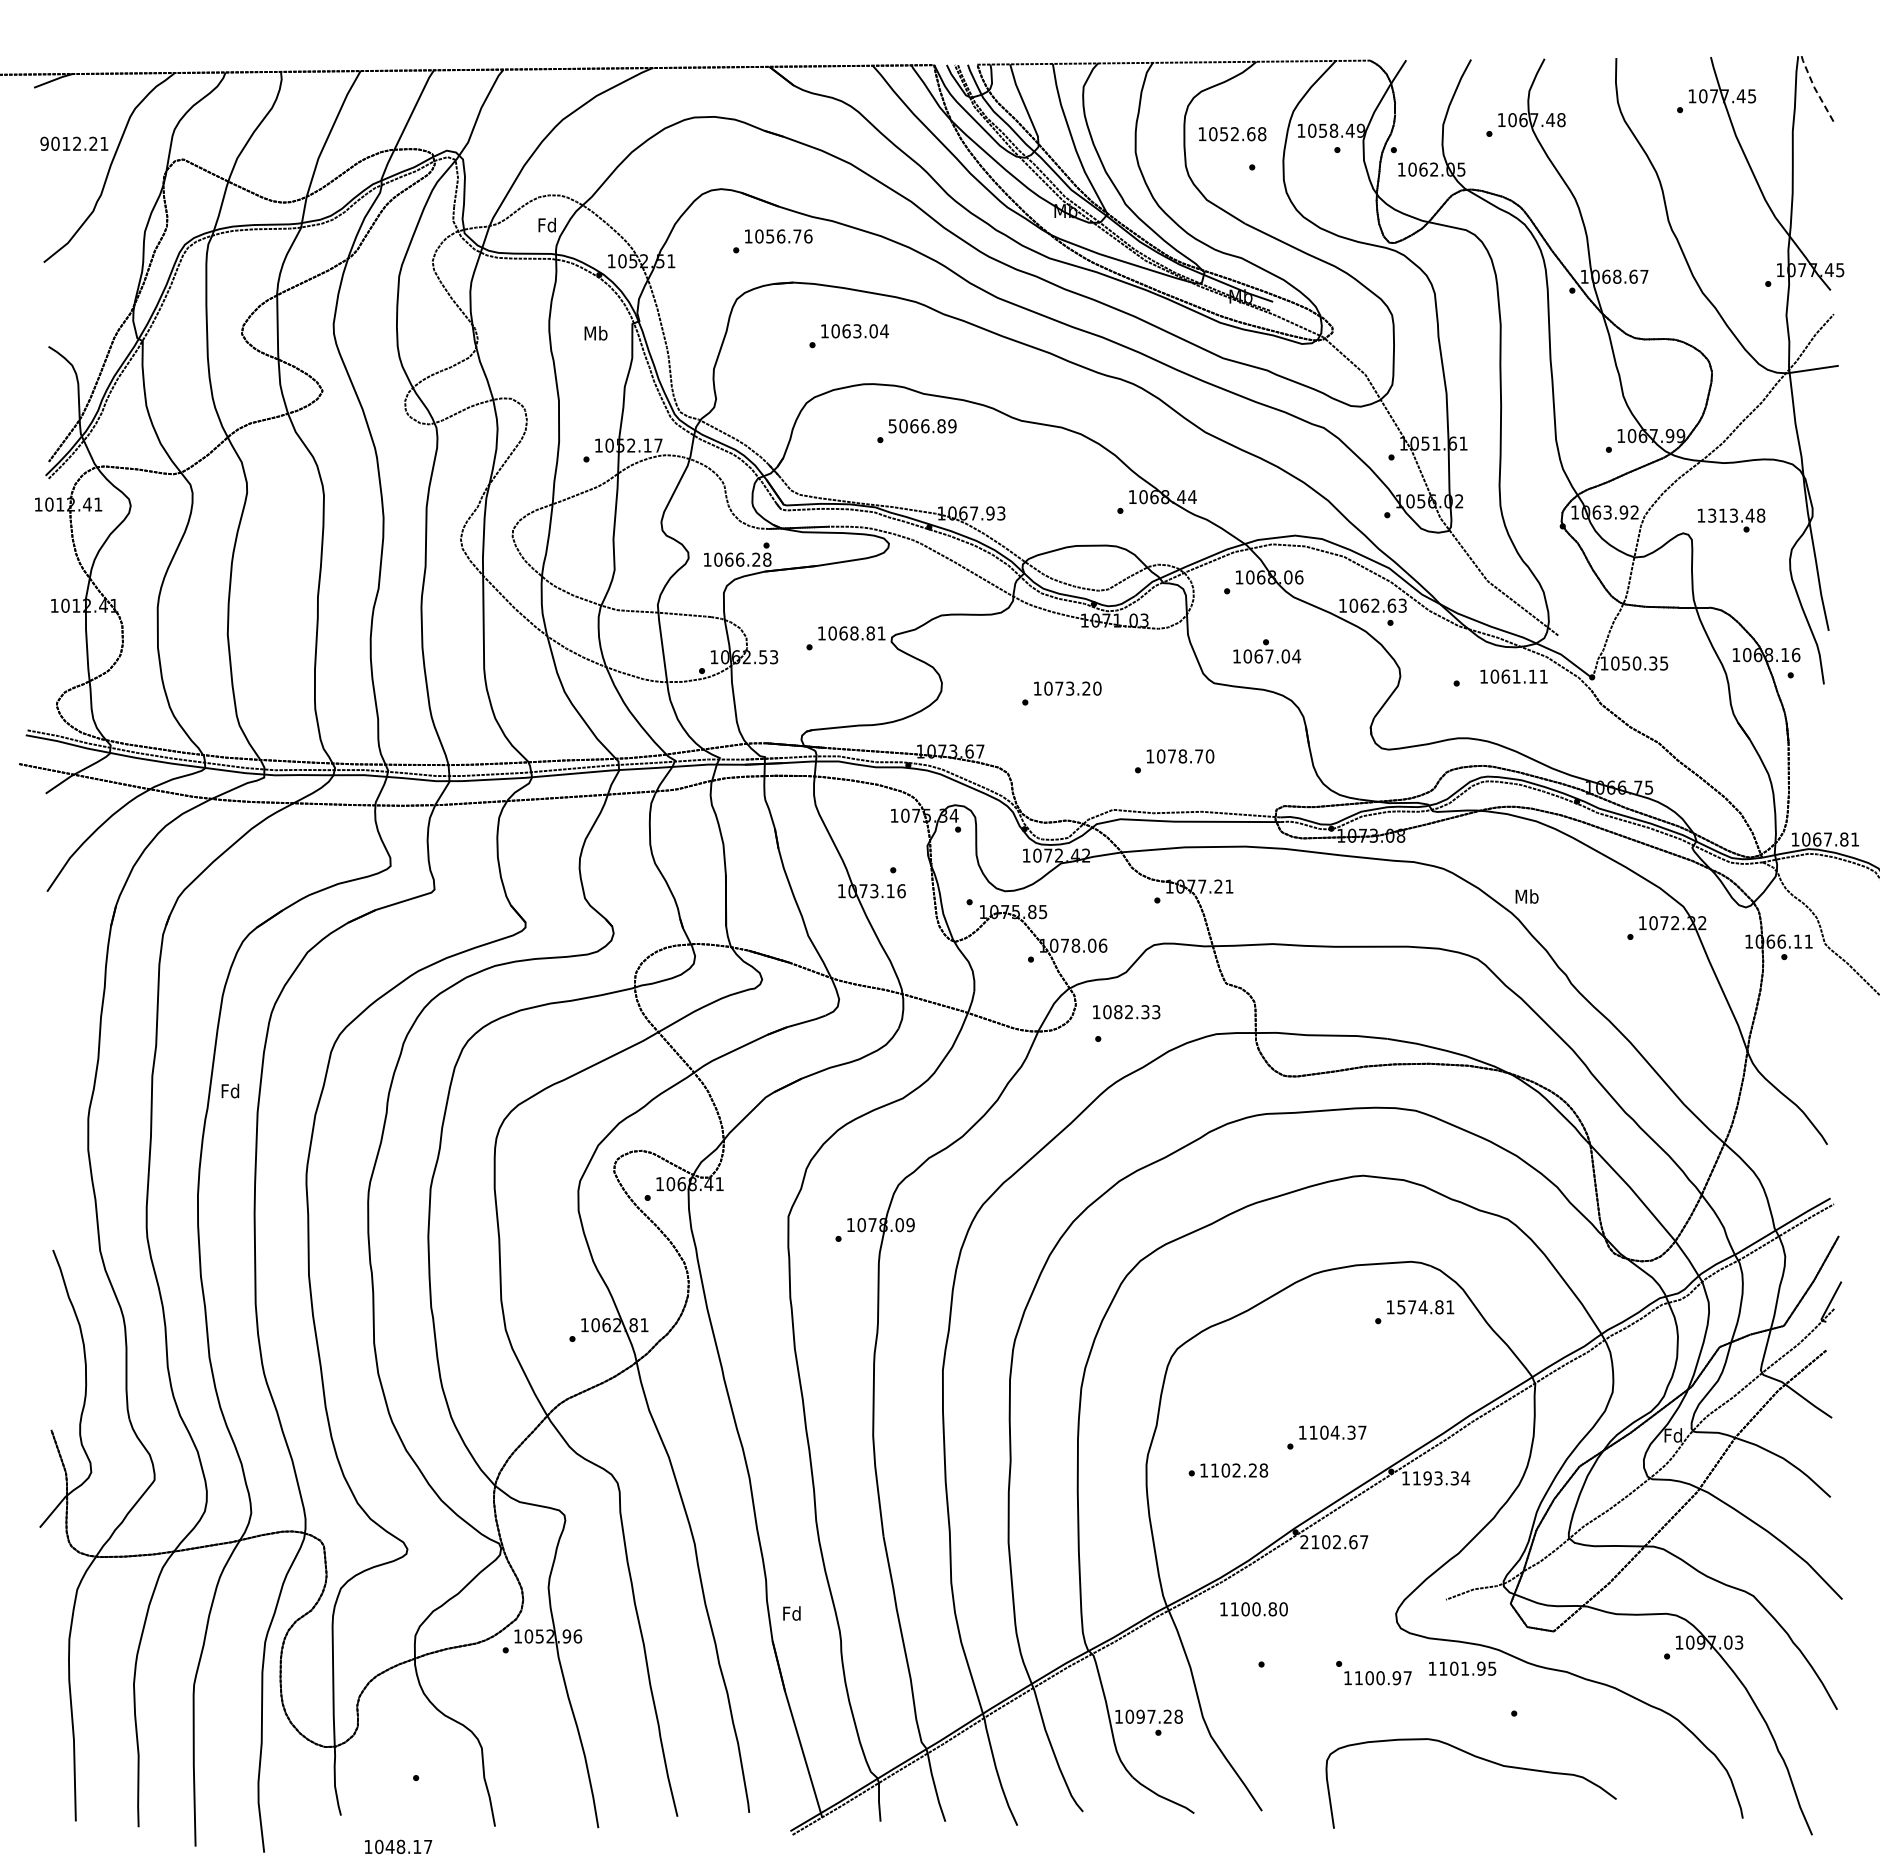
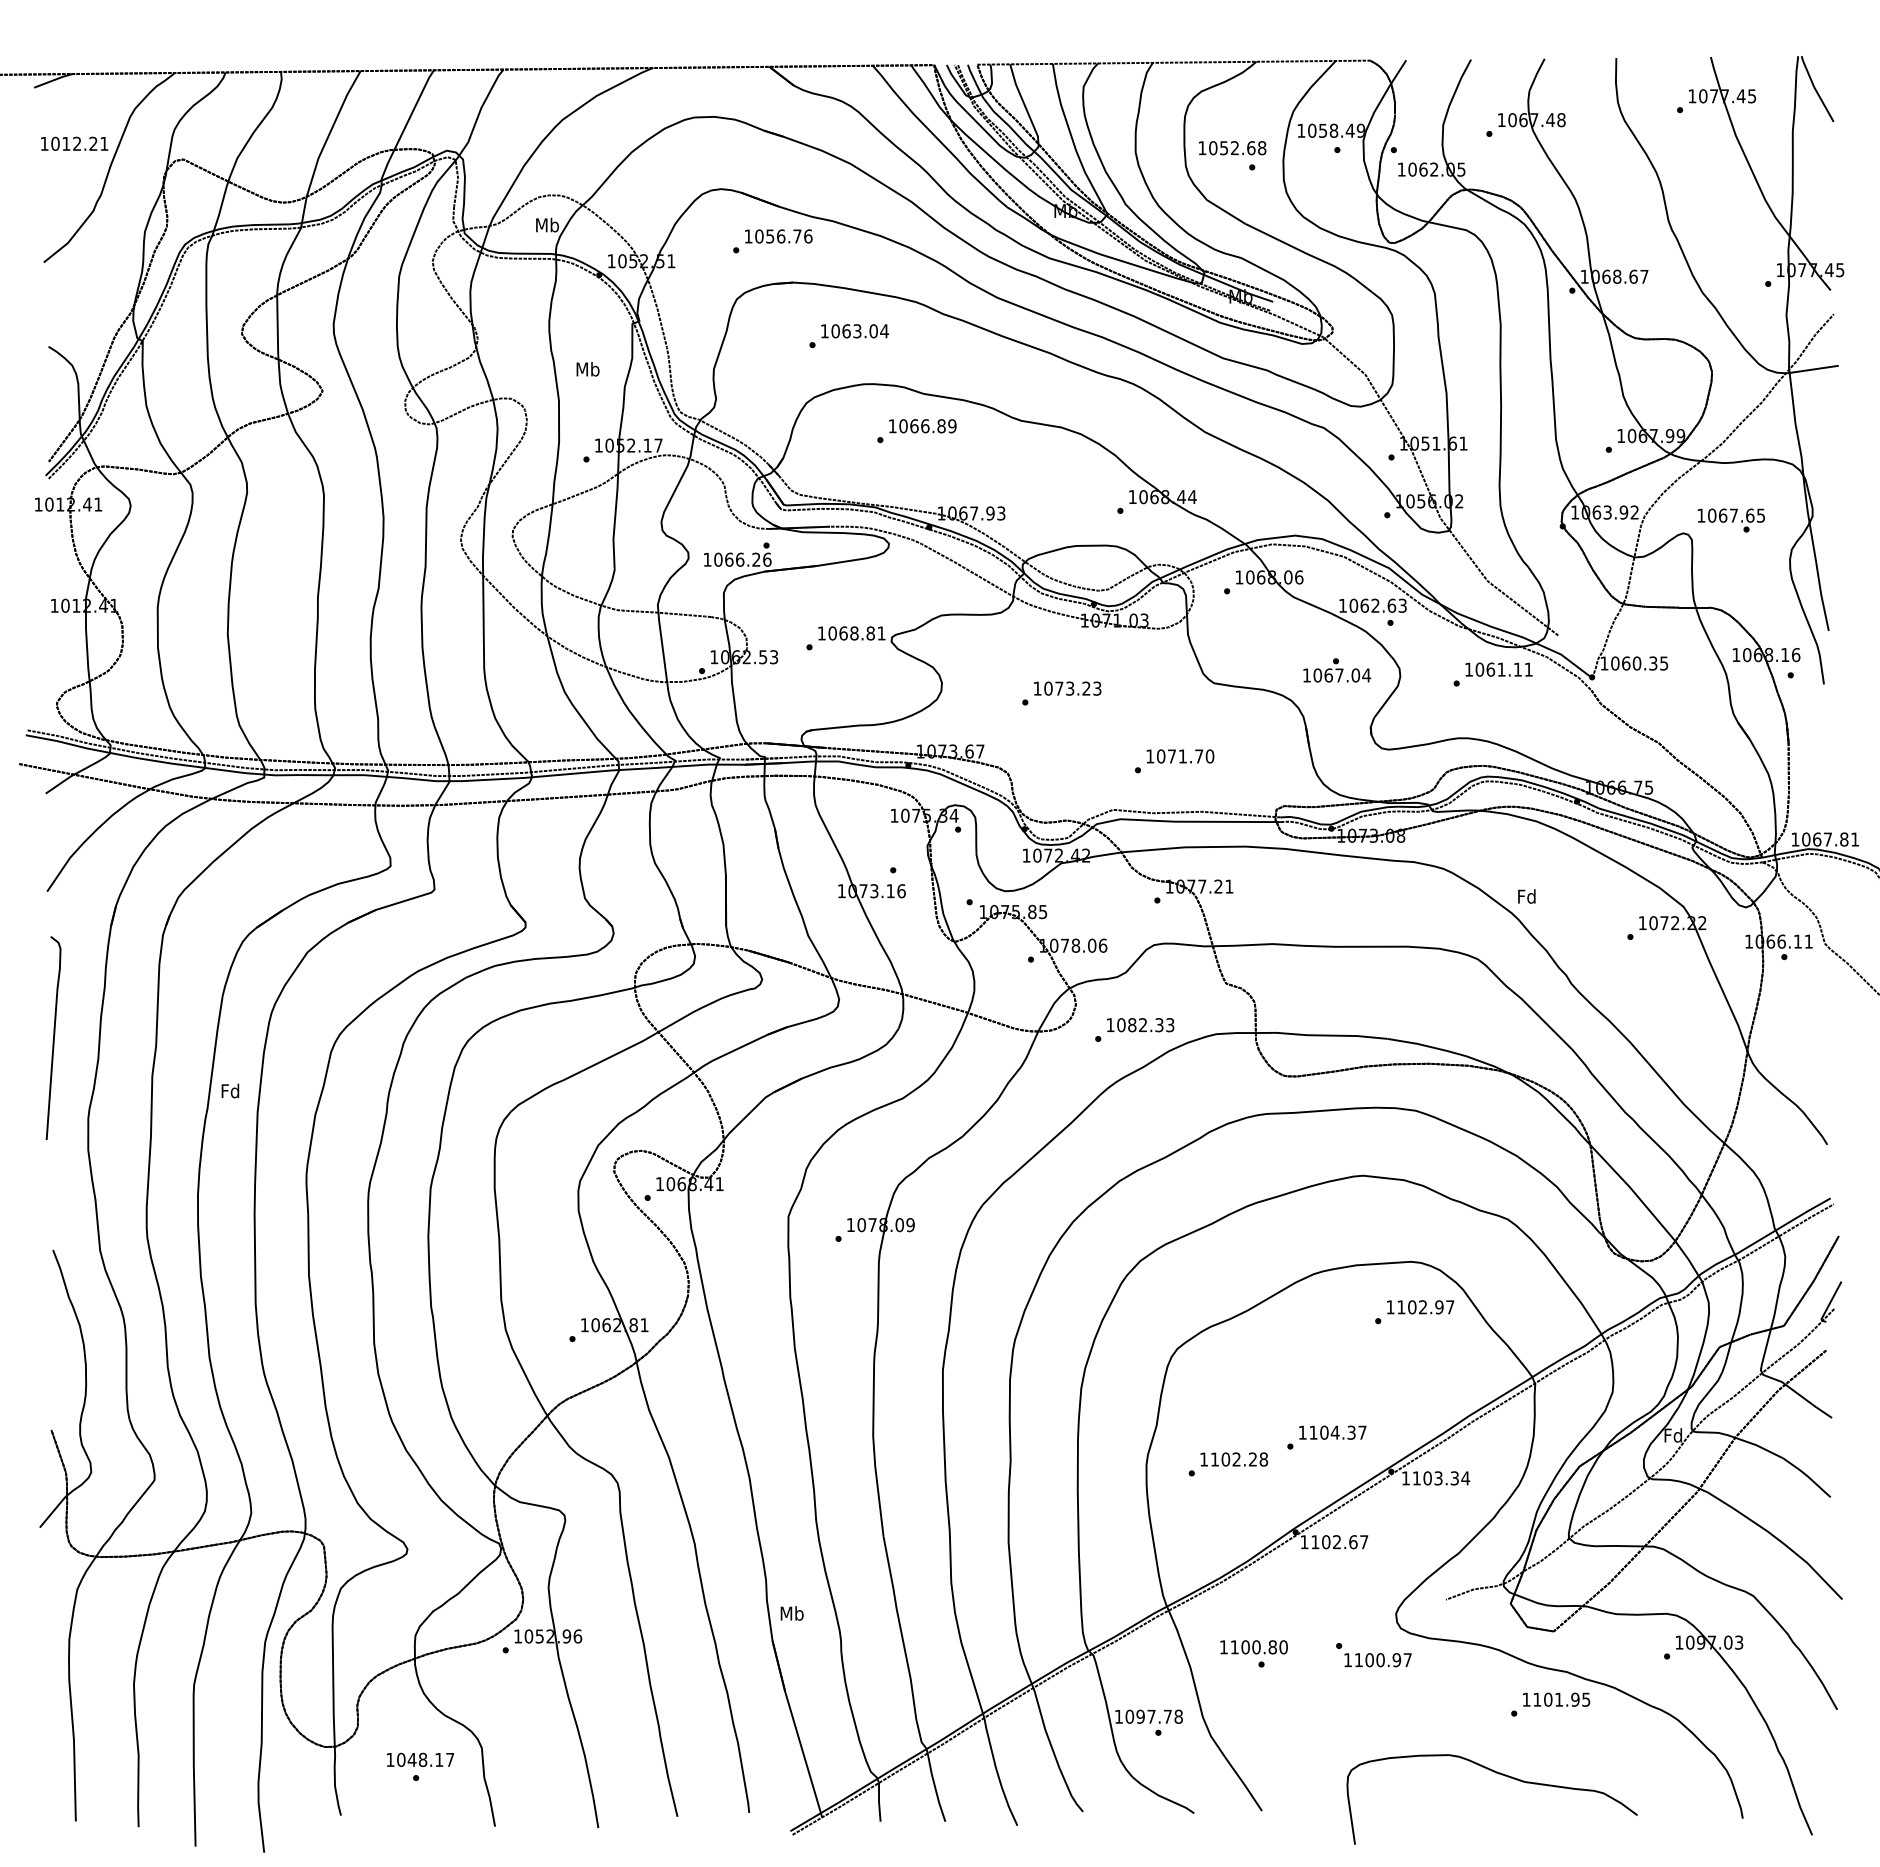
line: dashed -> solid (1815, 88)
text position: (1232, 134) -> (1232, 148) (1232, 148)
text: 9012.21 -> 1012.21 (44, 143)
text: Fd -> Mb (547, 224)
text position: (595, 333) -> (587, 369) (587, 369)
text: 5066.89 -> 1066.89 (892, 426)
text: 1313.48 -> 1067.65 (1736, 515)
text: 1066.28 -> 1066.26 (767, 559)
text position: (1267, 651) -> (1337, 670) (1337, 670)
text: 1050.35 -> 1060.35 (1626, 663)
text position: (1513, 676) -> (1498, 669) (1498, 669)
text: 1073.20 -> 1073.23 (1097, 688)
text: 1078.70 -> 1071.70 (1182, 756)
text: Mb -> Fd (1526, 896)
text position: (1126, 1012) -> (1140, 1025) (1140, 1025)
curve: none -> present (53, 1037)
text: 1574.81 -> 1102.97 (1425, 1307)
text position: (1234, 1470) -> (1234, 1459) (1234, 1459)
text: 1193.34 -> 1103.34 (1427, 1478)
text: 2102.67 -> 1102.67 (1304, 1541)
text position: (1253, 1609) -> (1253, 1647) (1253, 1647)
text: Fd -> Mb (791, 1613)
text position: (1462, 1668) -> (1556, 1699) (1556, 1699)
text position: (1373, 1673) -> (1373, 1655) (1373, 1655)
text: 1097.28 -> 1097.78 (1167, 1716)
part position: (1478, 1758) -> (1499, 1774) (1499, 1774)
text position: (398, 1846) -> (420, 1759) (420, 1759)
